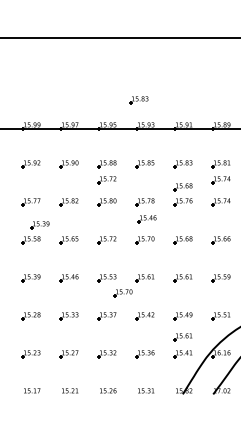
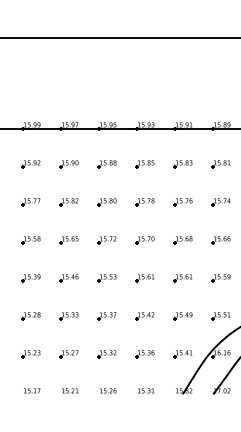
part: present -> none (138, 100)
part: present -> none (106, 180)
part: present -> none (220, 180)
part: present -> none (182, 187)
part: present -> none (146, 219)
part: present -> none (39, 225)
part: present -> none (122, 293)
part: present -> none (182, 337)
